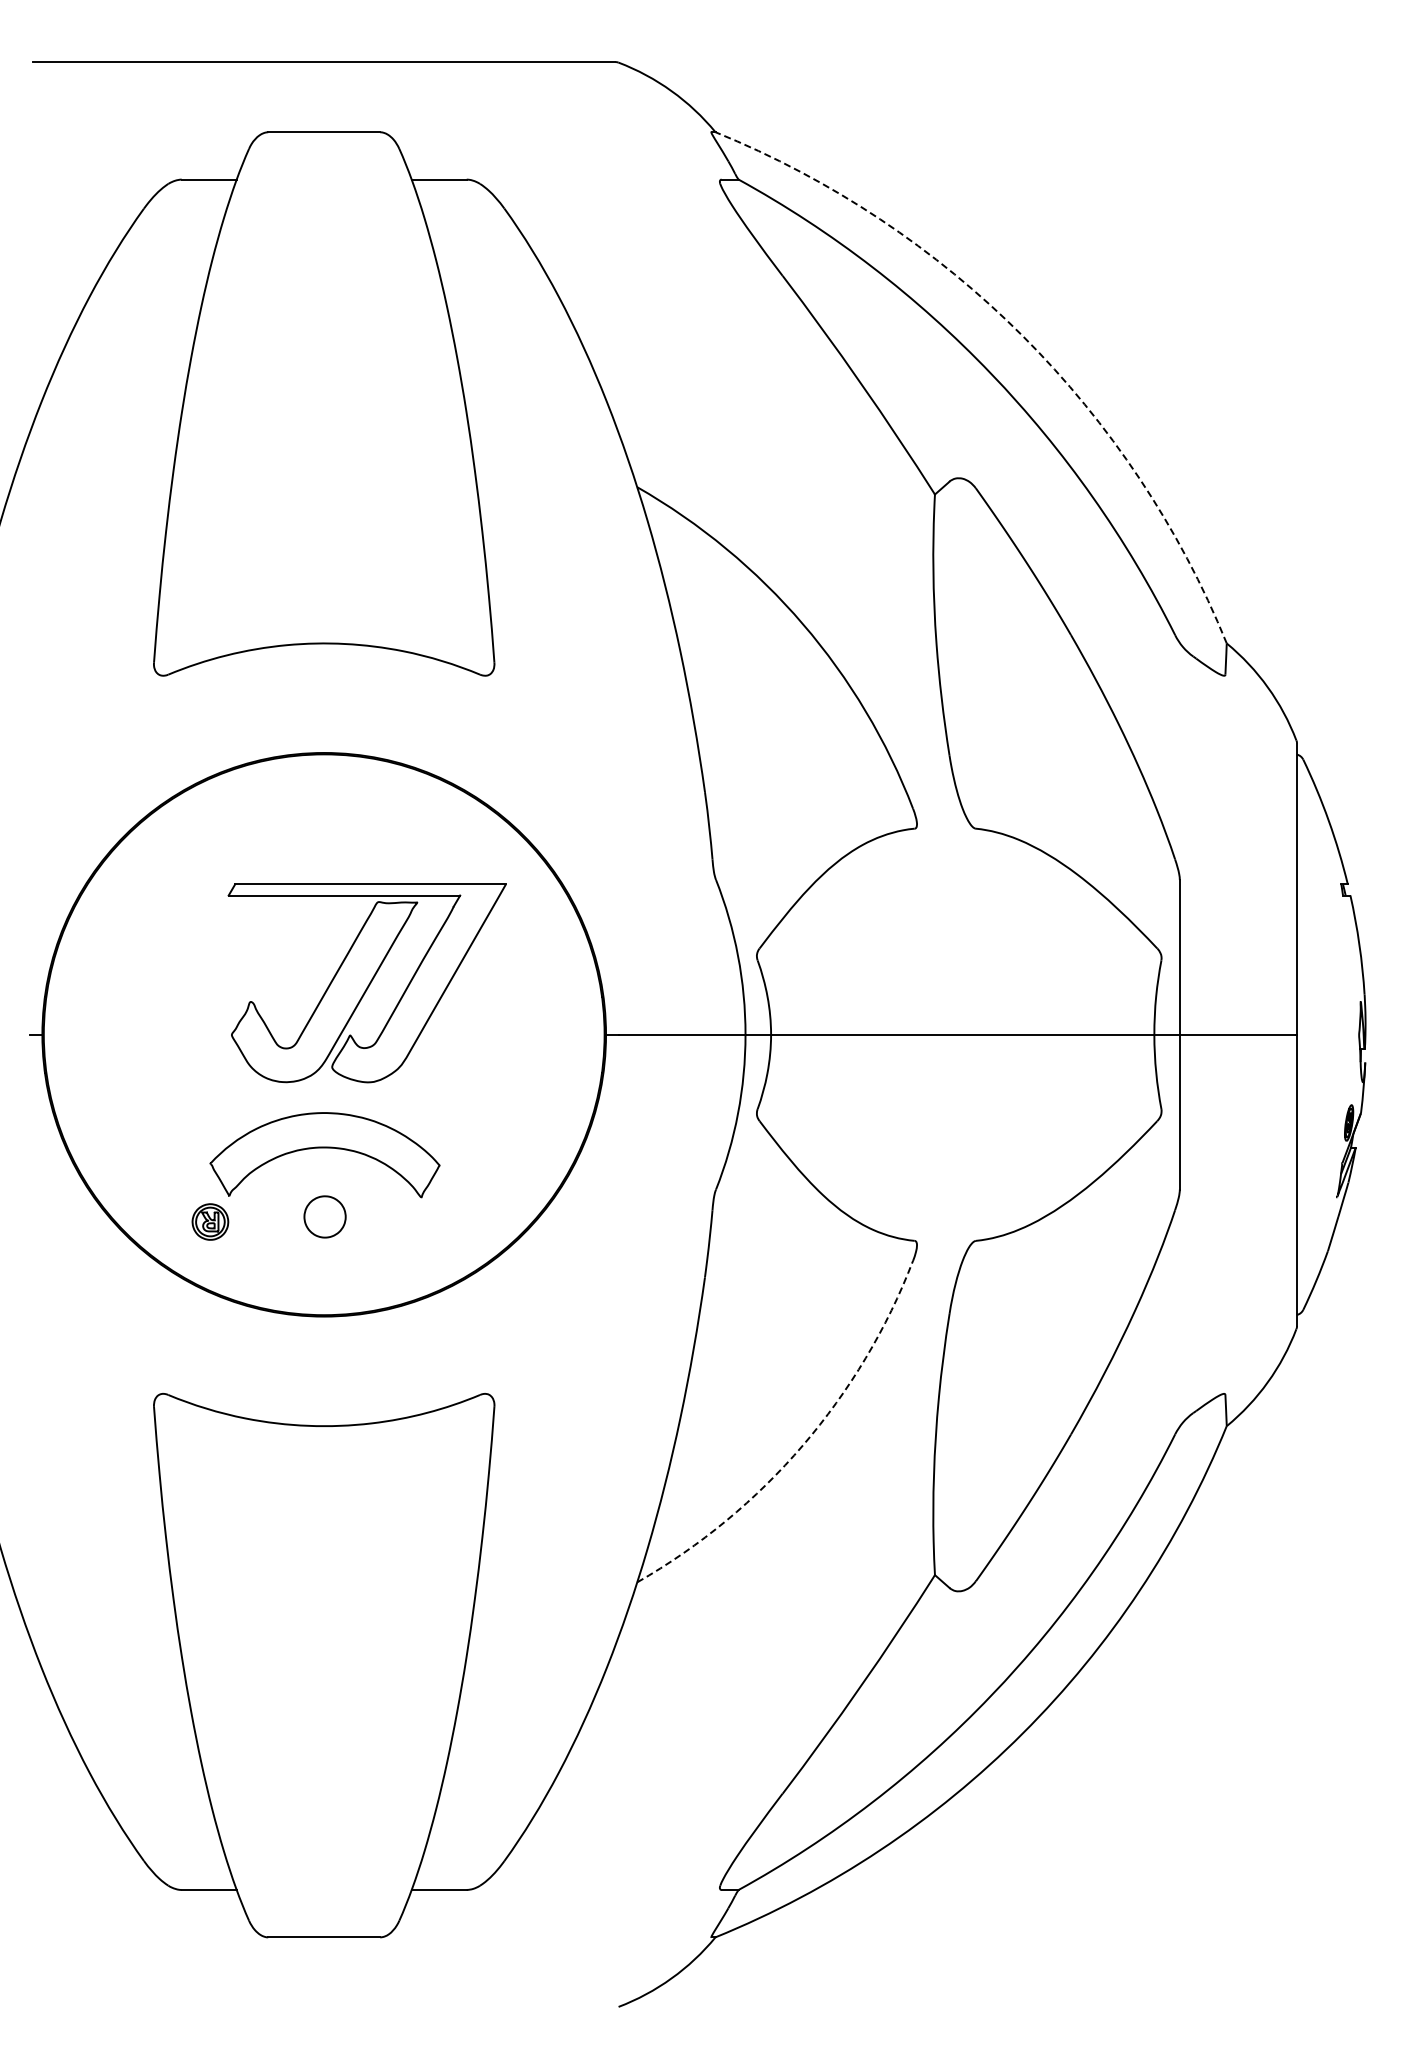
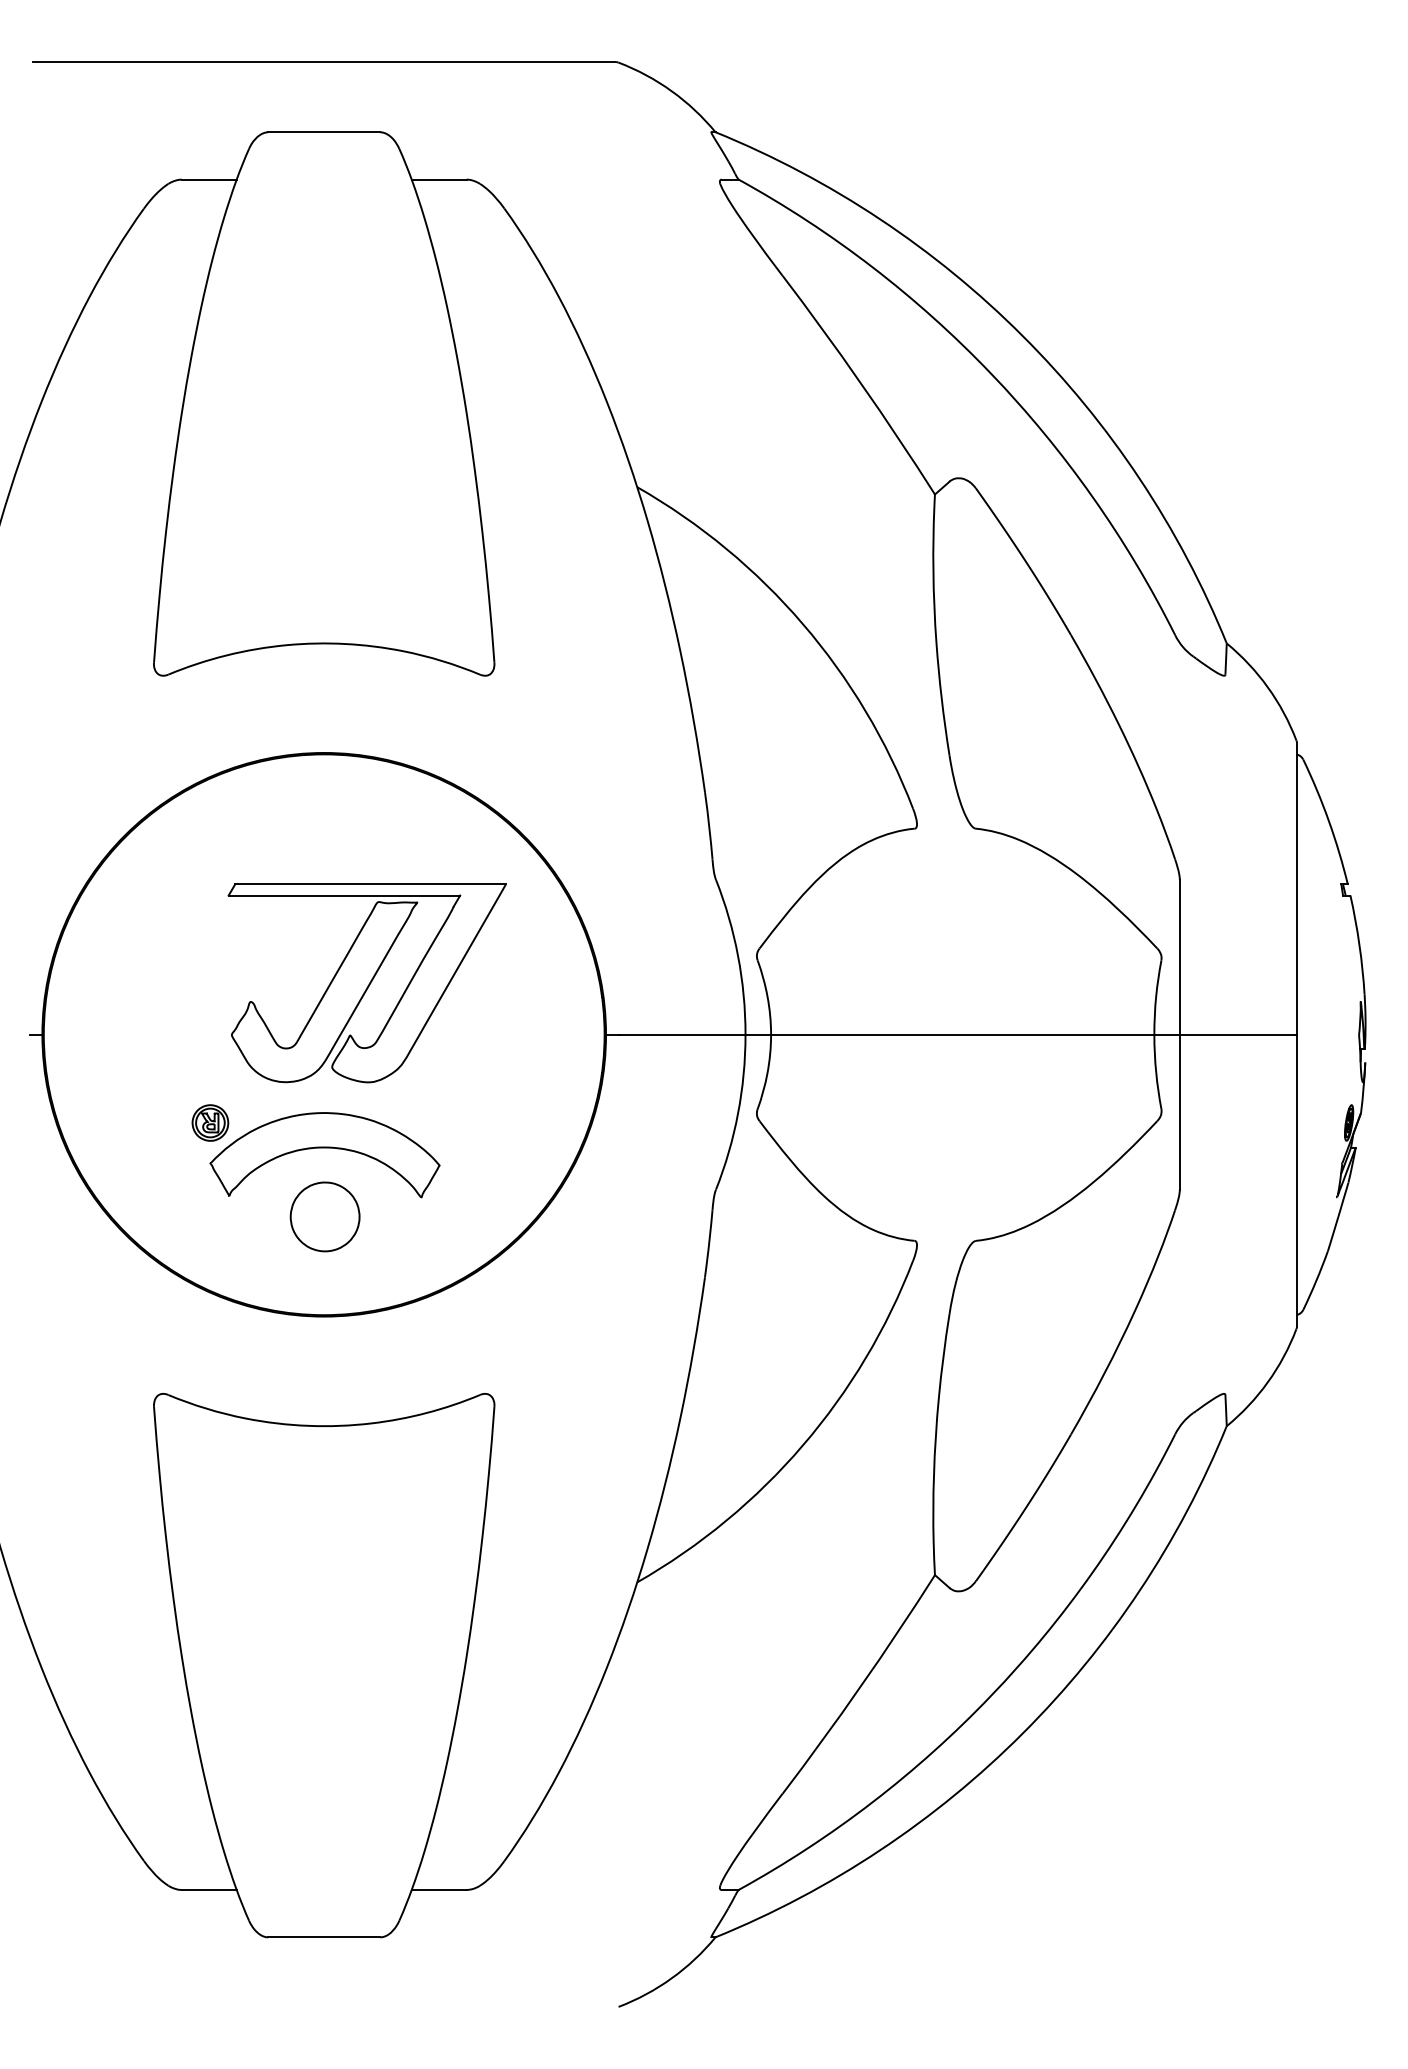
arc: dashed -> solid (1022, 336)
part size: 44x44 px -> 72x72 px (324, 1216)
part position: (210, 1221) -> (210, 1122) (210, 1122)
arc: dashed -> solid (802, 1445)
